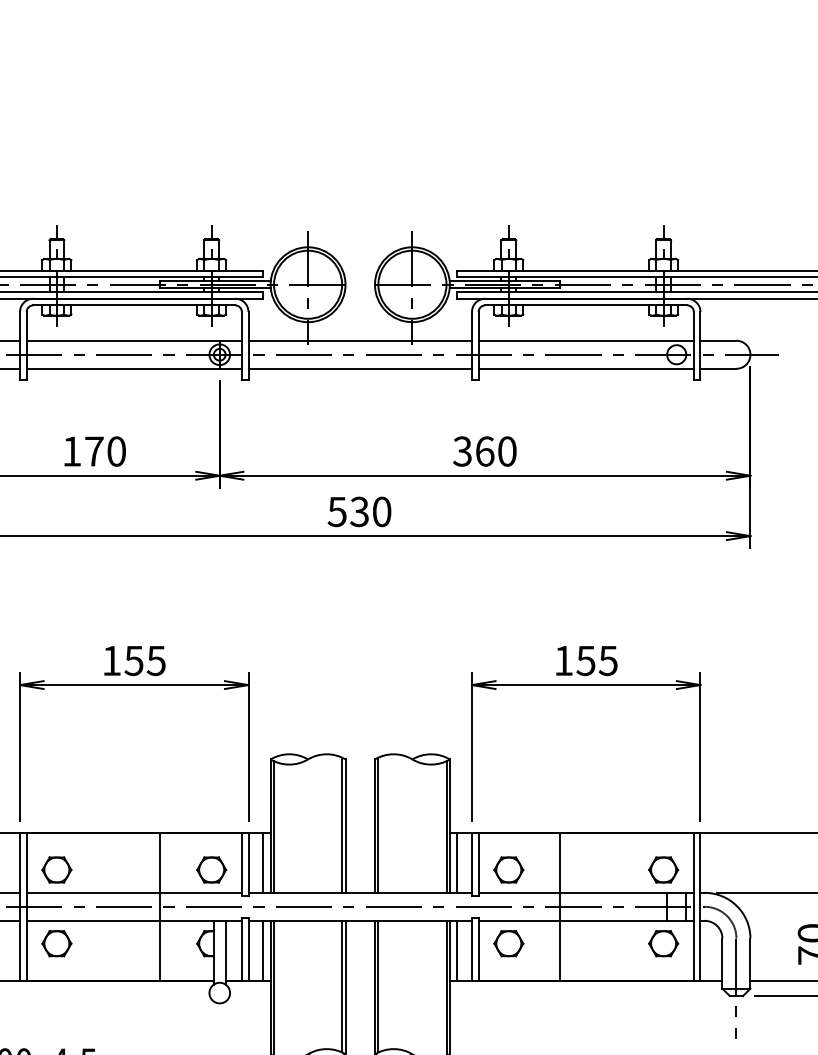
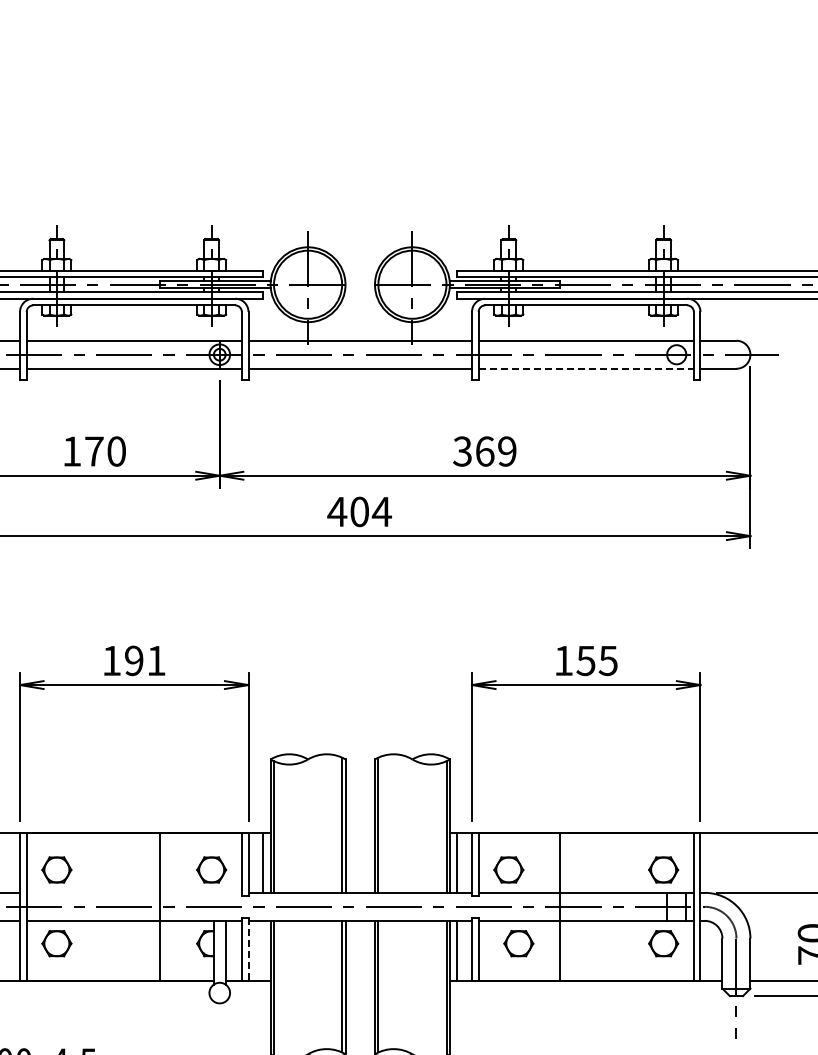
line: solid -> dashed (586, 368)
text: 360 -> 369 (507, 451)
text: 530 -> 404 (359, 511)
text: 155 -> 191 (144, 660)
line: present -> none (133, 892)
part position: (508, 943) -> (518, 943) (518, 943)
line: solid -> dashed (248, 949)
line: present -> none (263, 950)
